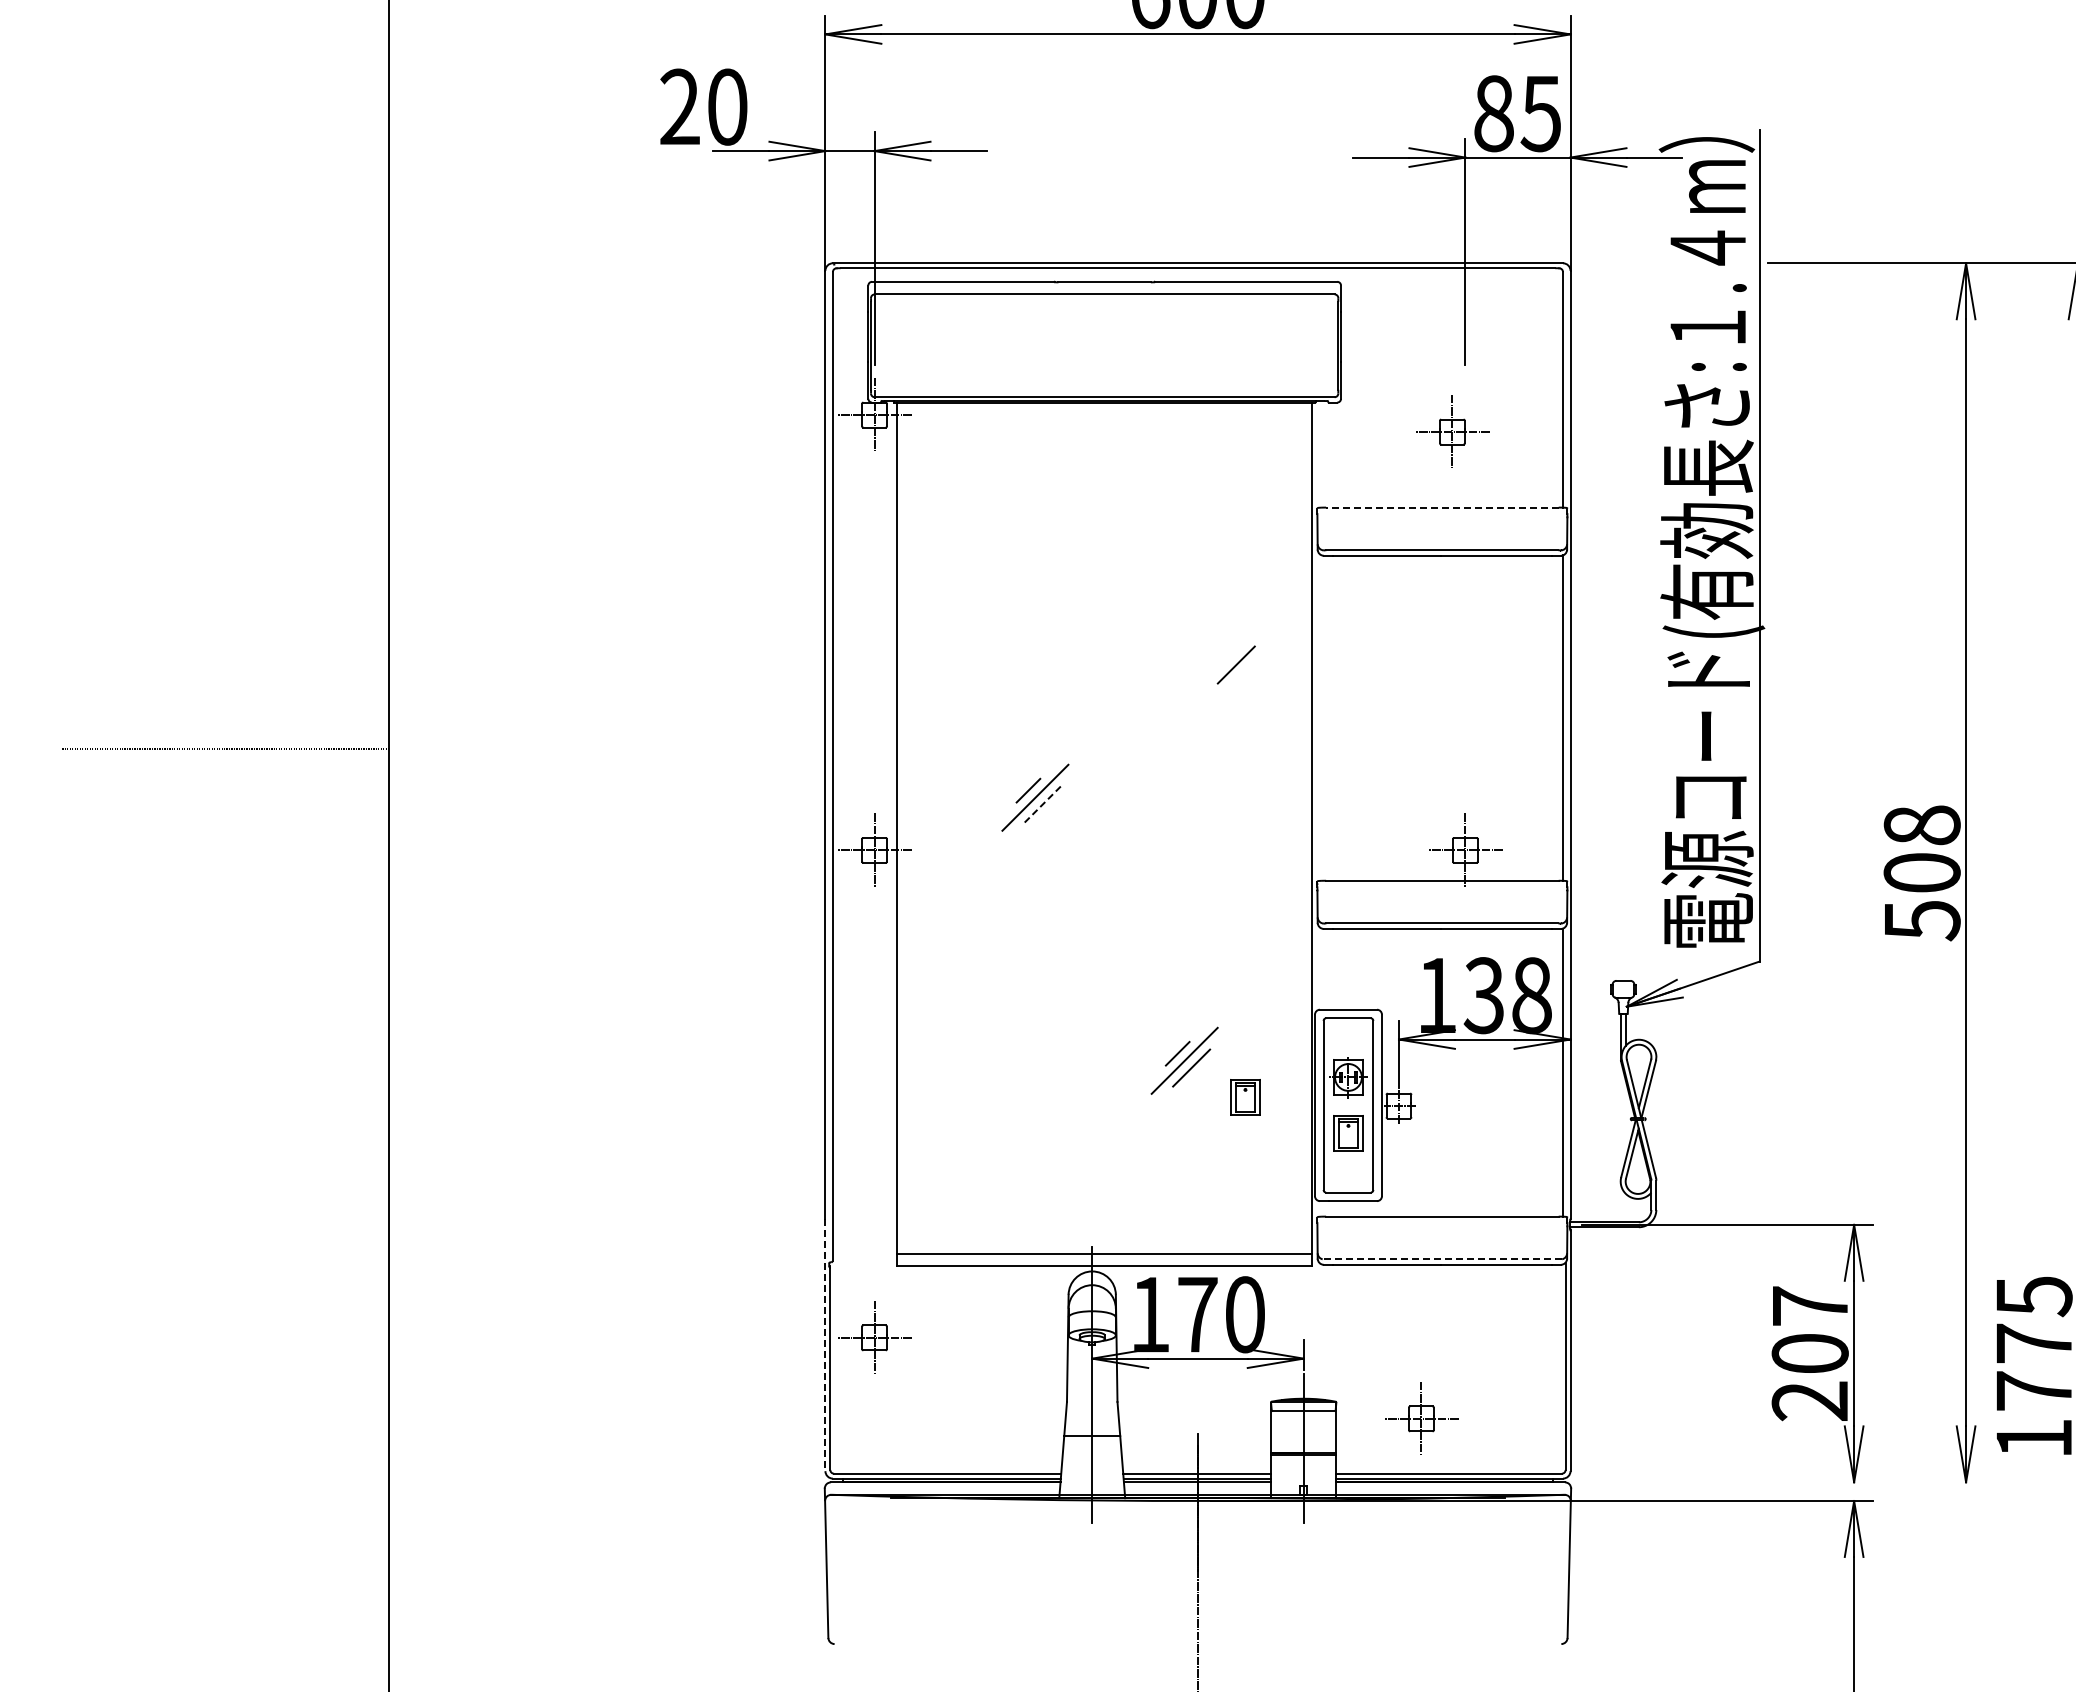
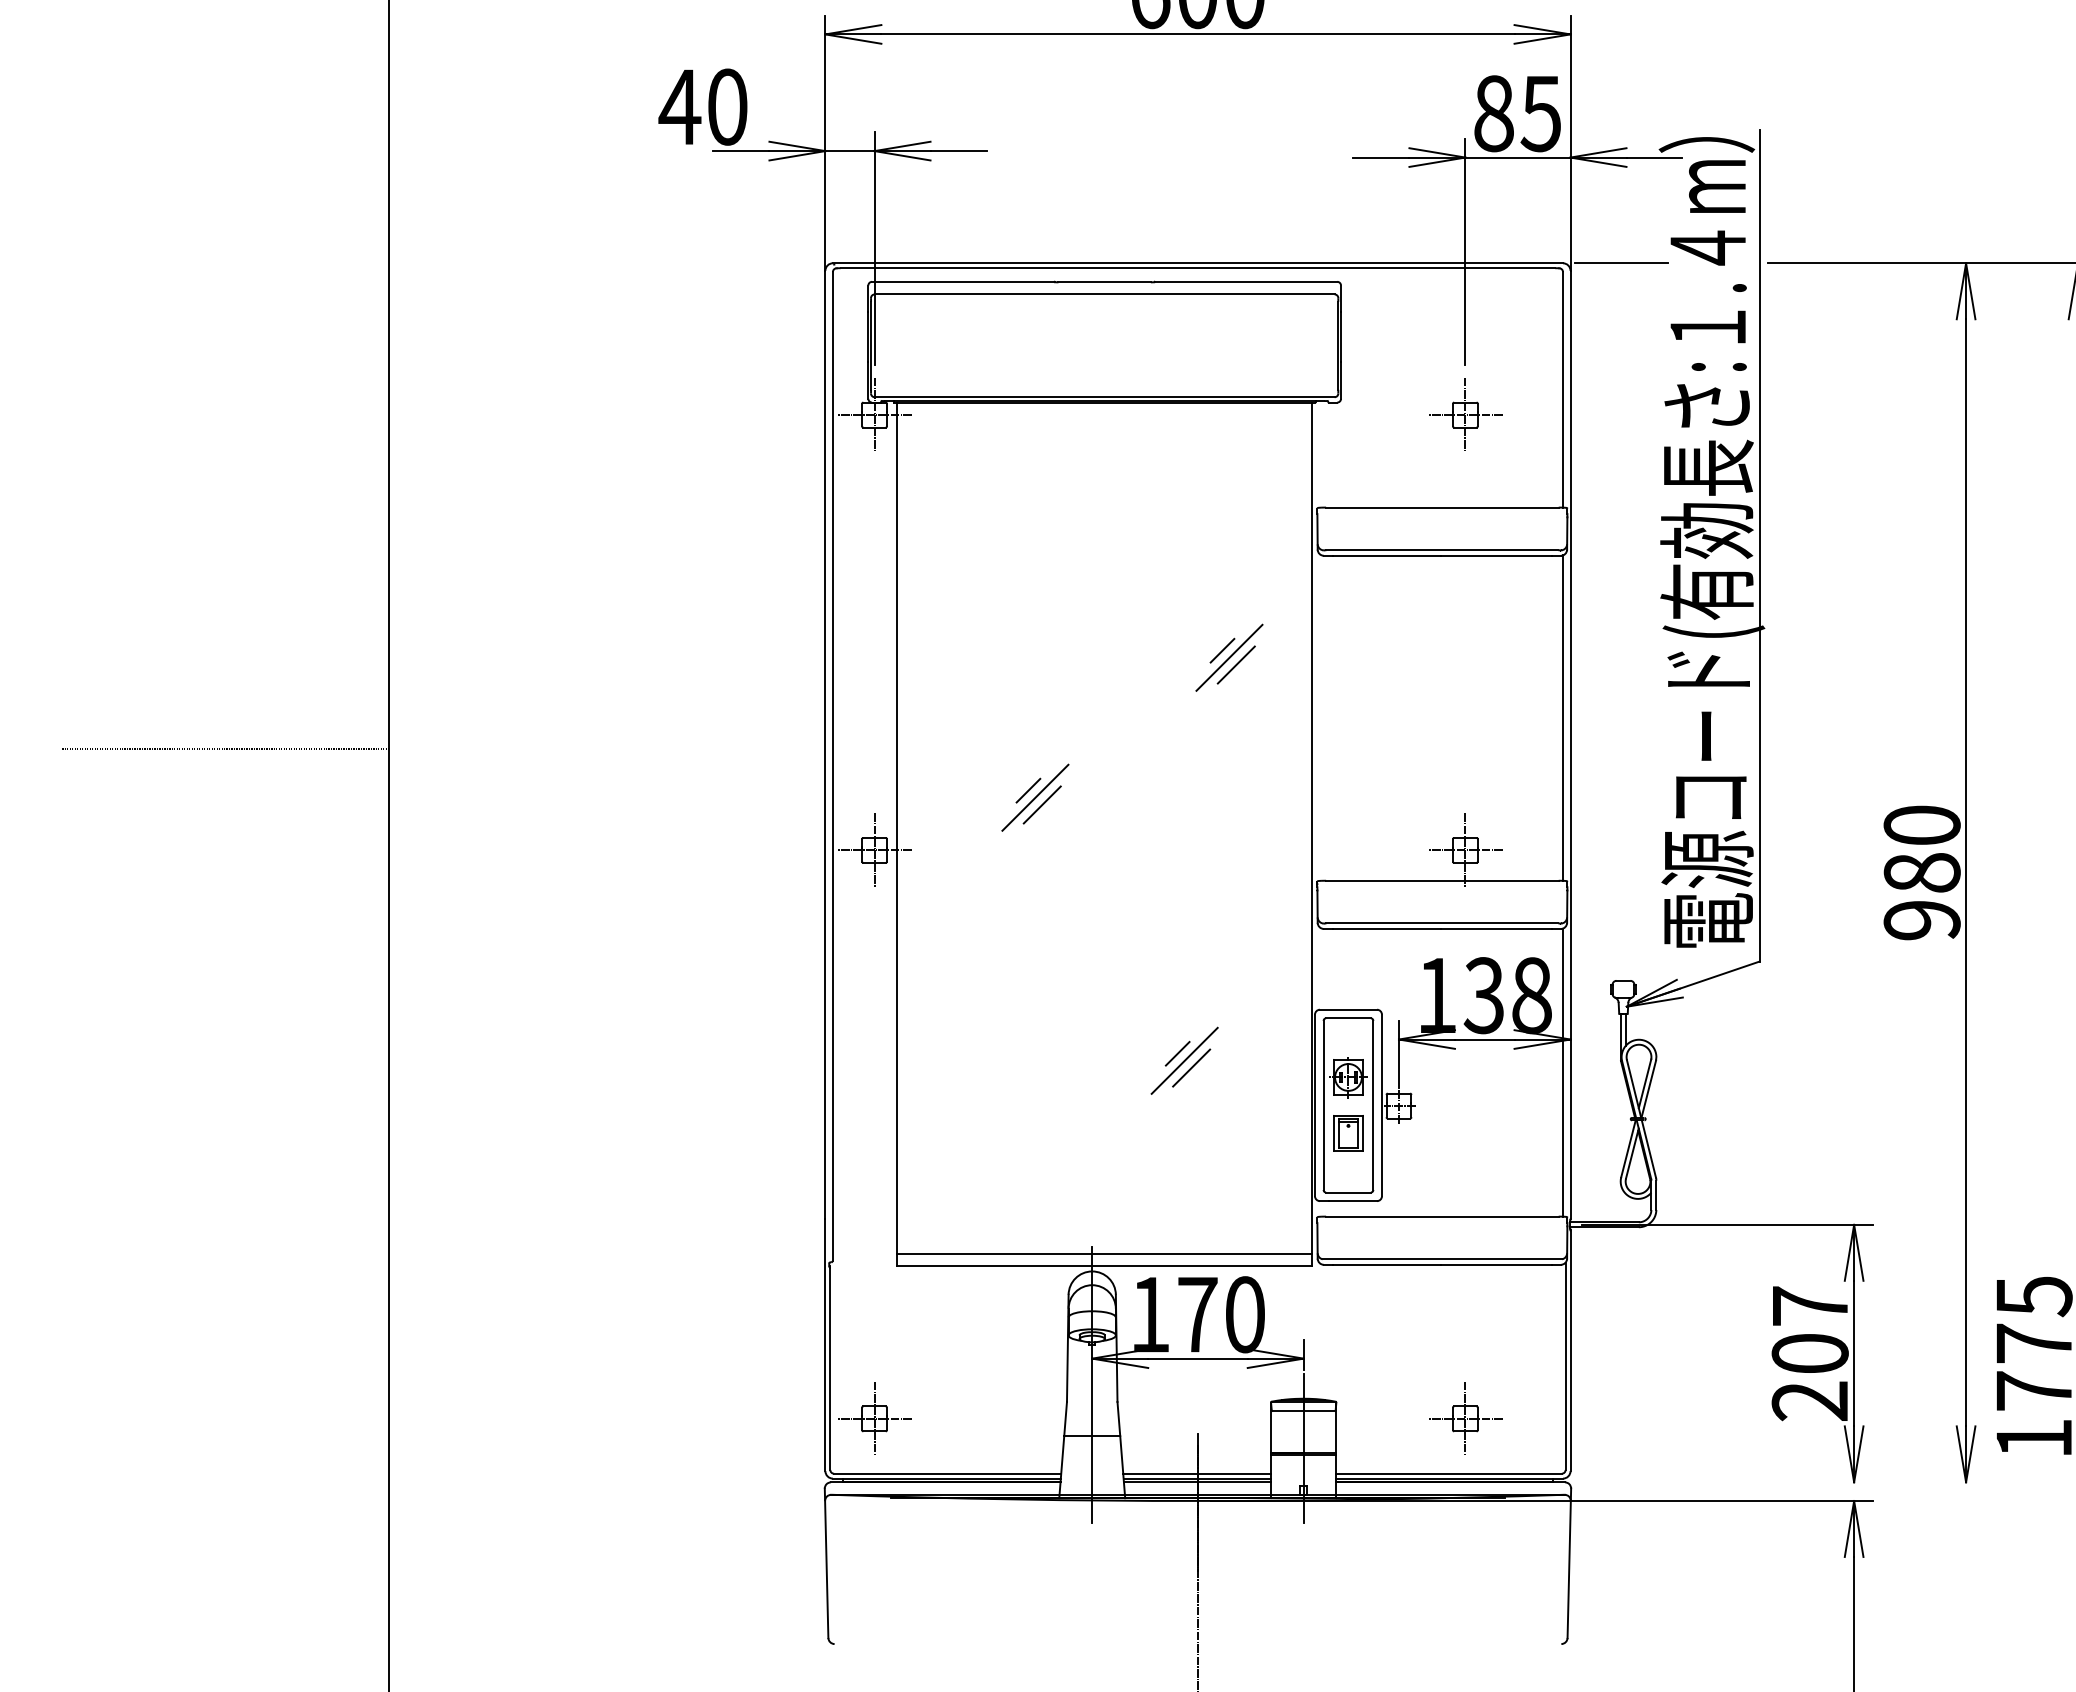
text: 20 -> 40 (679, 106)
line: none -> present (1621, 263)
part position: (1452, 431) -> (1465, 414) (1465, 414)
line: dashed -> solid (1441, 507)
line: none -> present (1222, 650)
line: none -> present (1229, 657)
line: dashed -> solid (1041, 805)
text: 508 -> 980 (1921, 873)
part: present -> none (1245, 1097)
line: dashed -> solid (1442, 1259)
part position: (874, 1337) -> (874, 1418) (874, 1418)
line: dashed -> solid (825, 1345)
part position: (1421, 1418) -> (1465, 1418) (1465, 1418)
